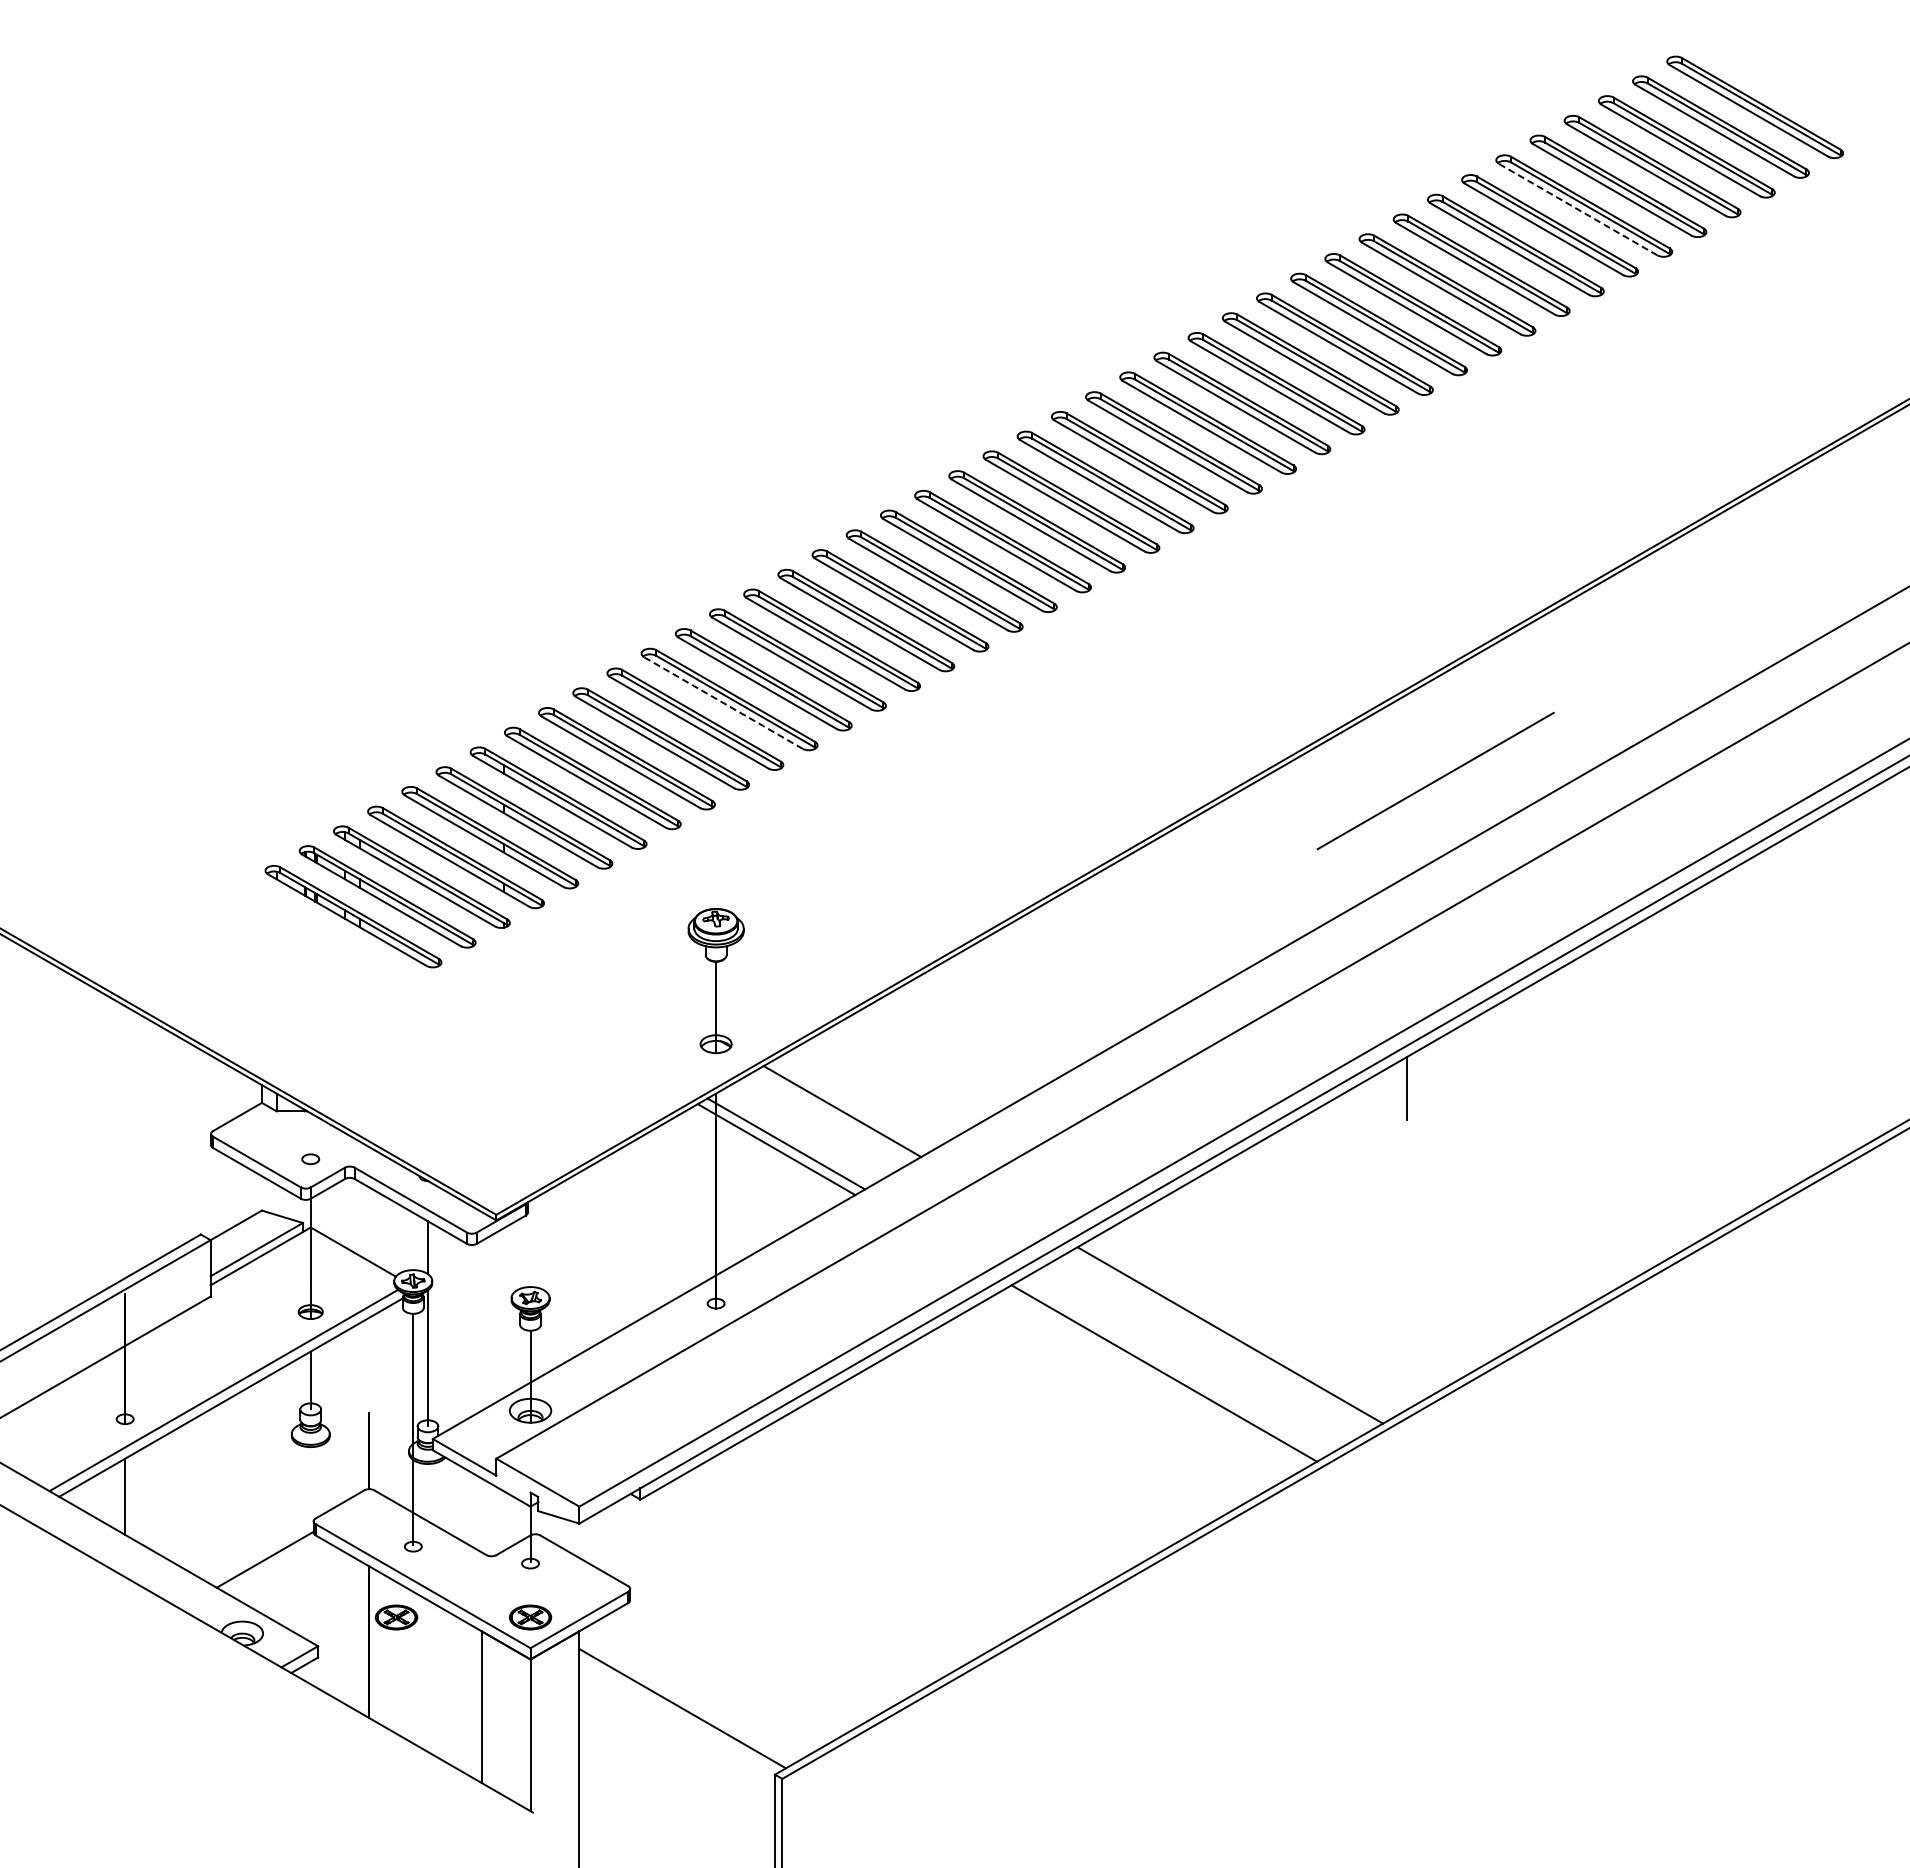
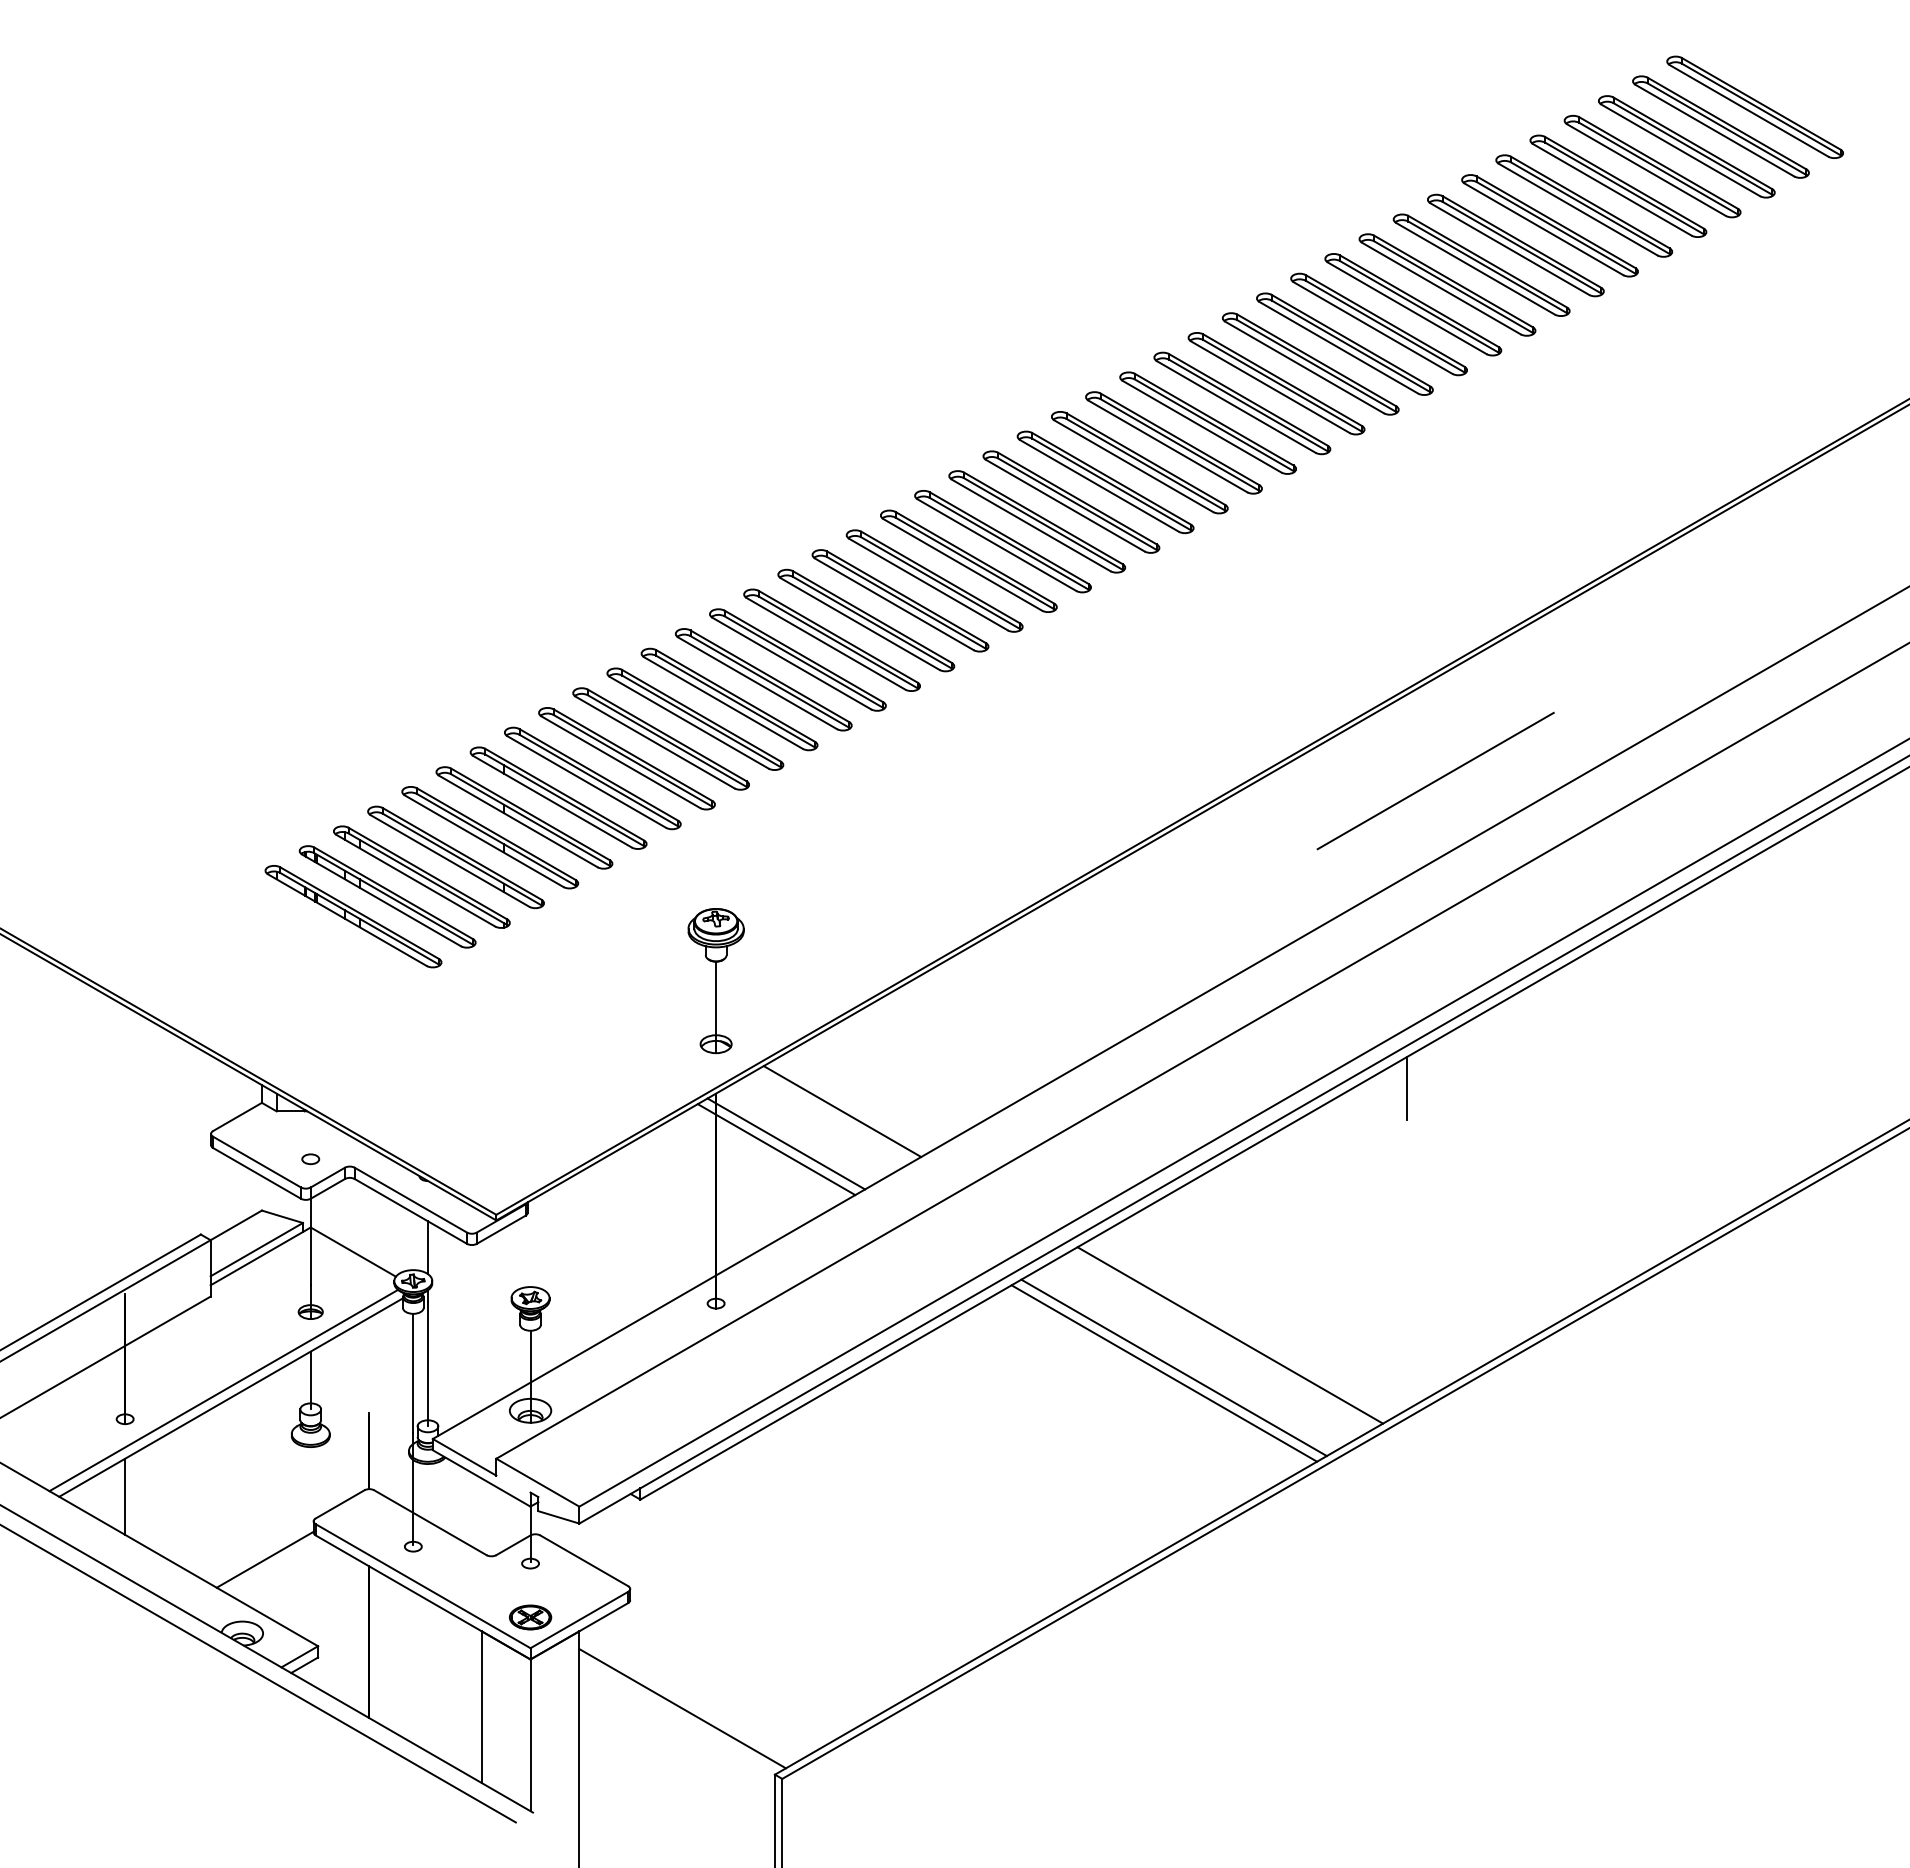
line: dashed -> solid (1578, 209)
line: dashed -> solid (723, 703)
line: none -> present (1173, 1367)
part: present -> none (396, 1617)
line: none -> present (258, 1673)
